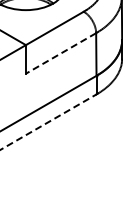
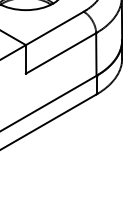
line: dashed -> solid (61, 53)
line: dashed -> solid (48, 121)
